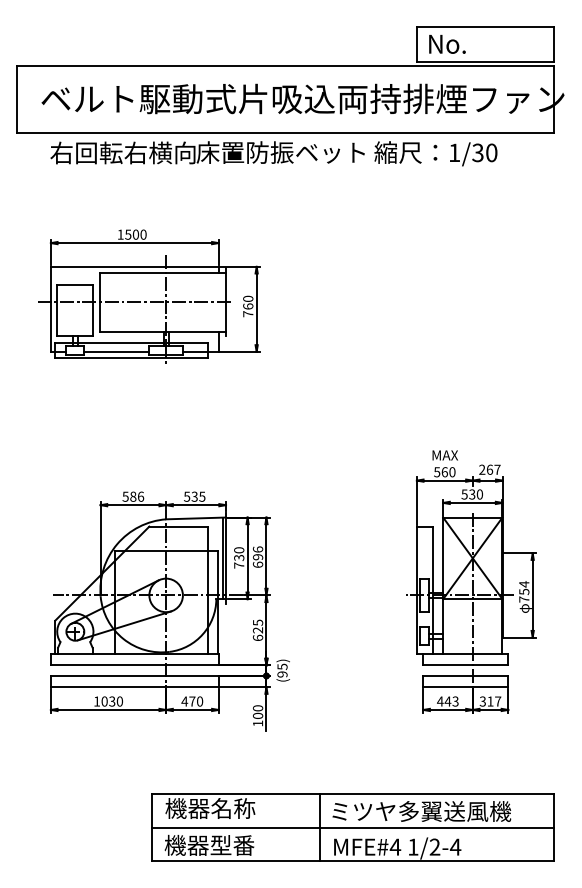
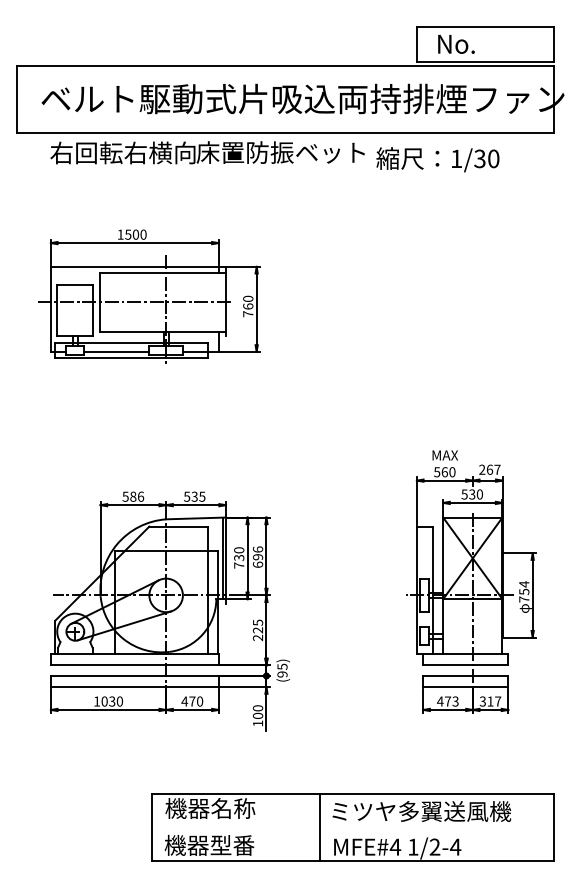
text position: (447, 44) -> (456, 44) (456, 44)
text position: (435, 153) -> (437, 159) (437, 159)
text: 625 -> 225 (257, 637)
text: 443 -> 473 (447, 701)
line: present -> none (352, 827)
